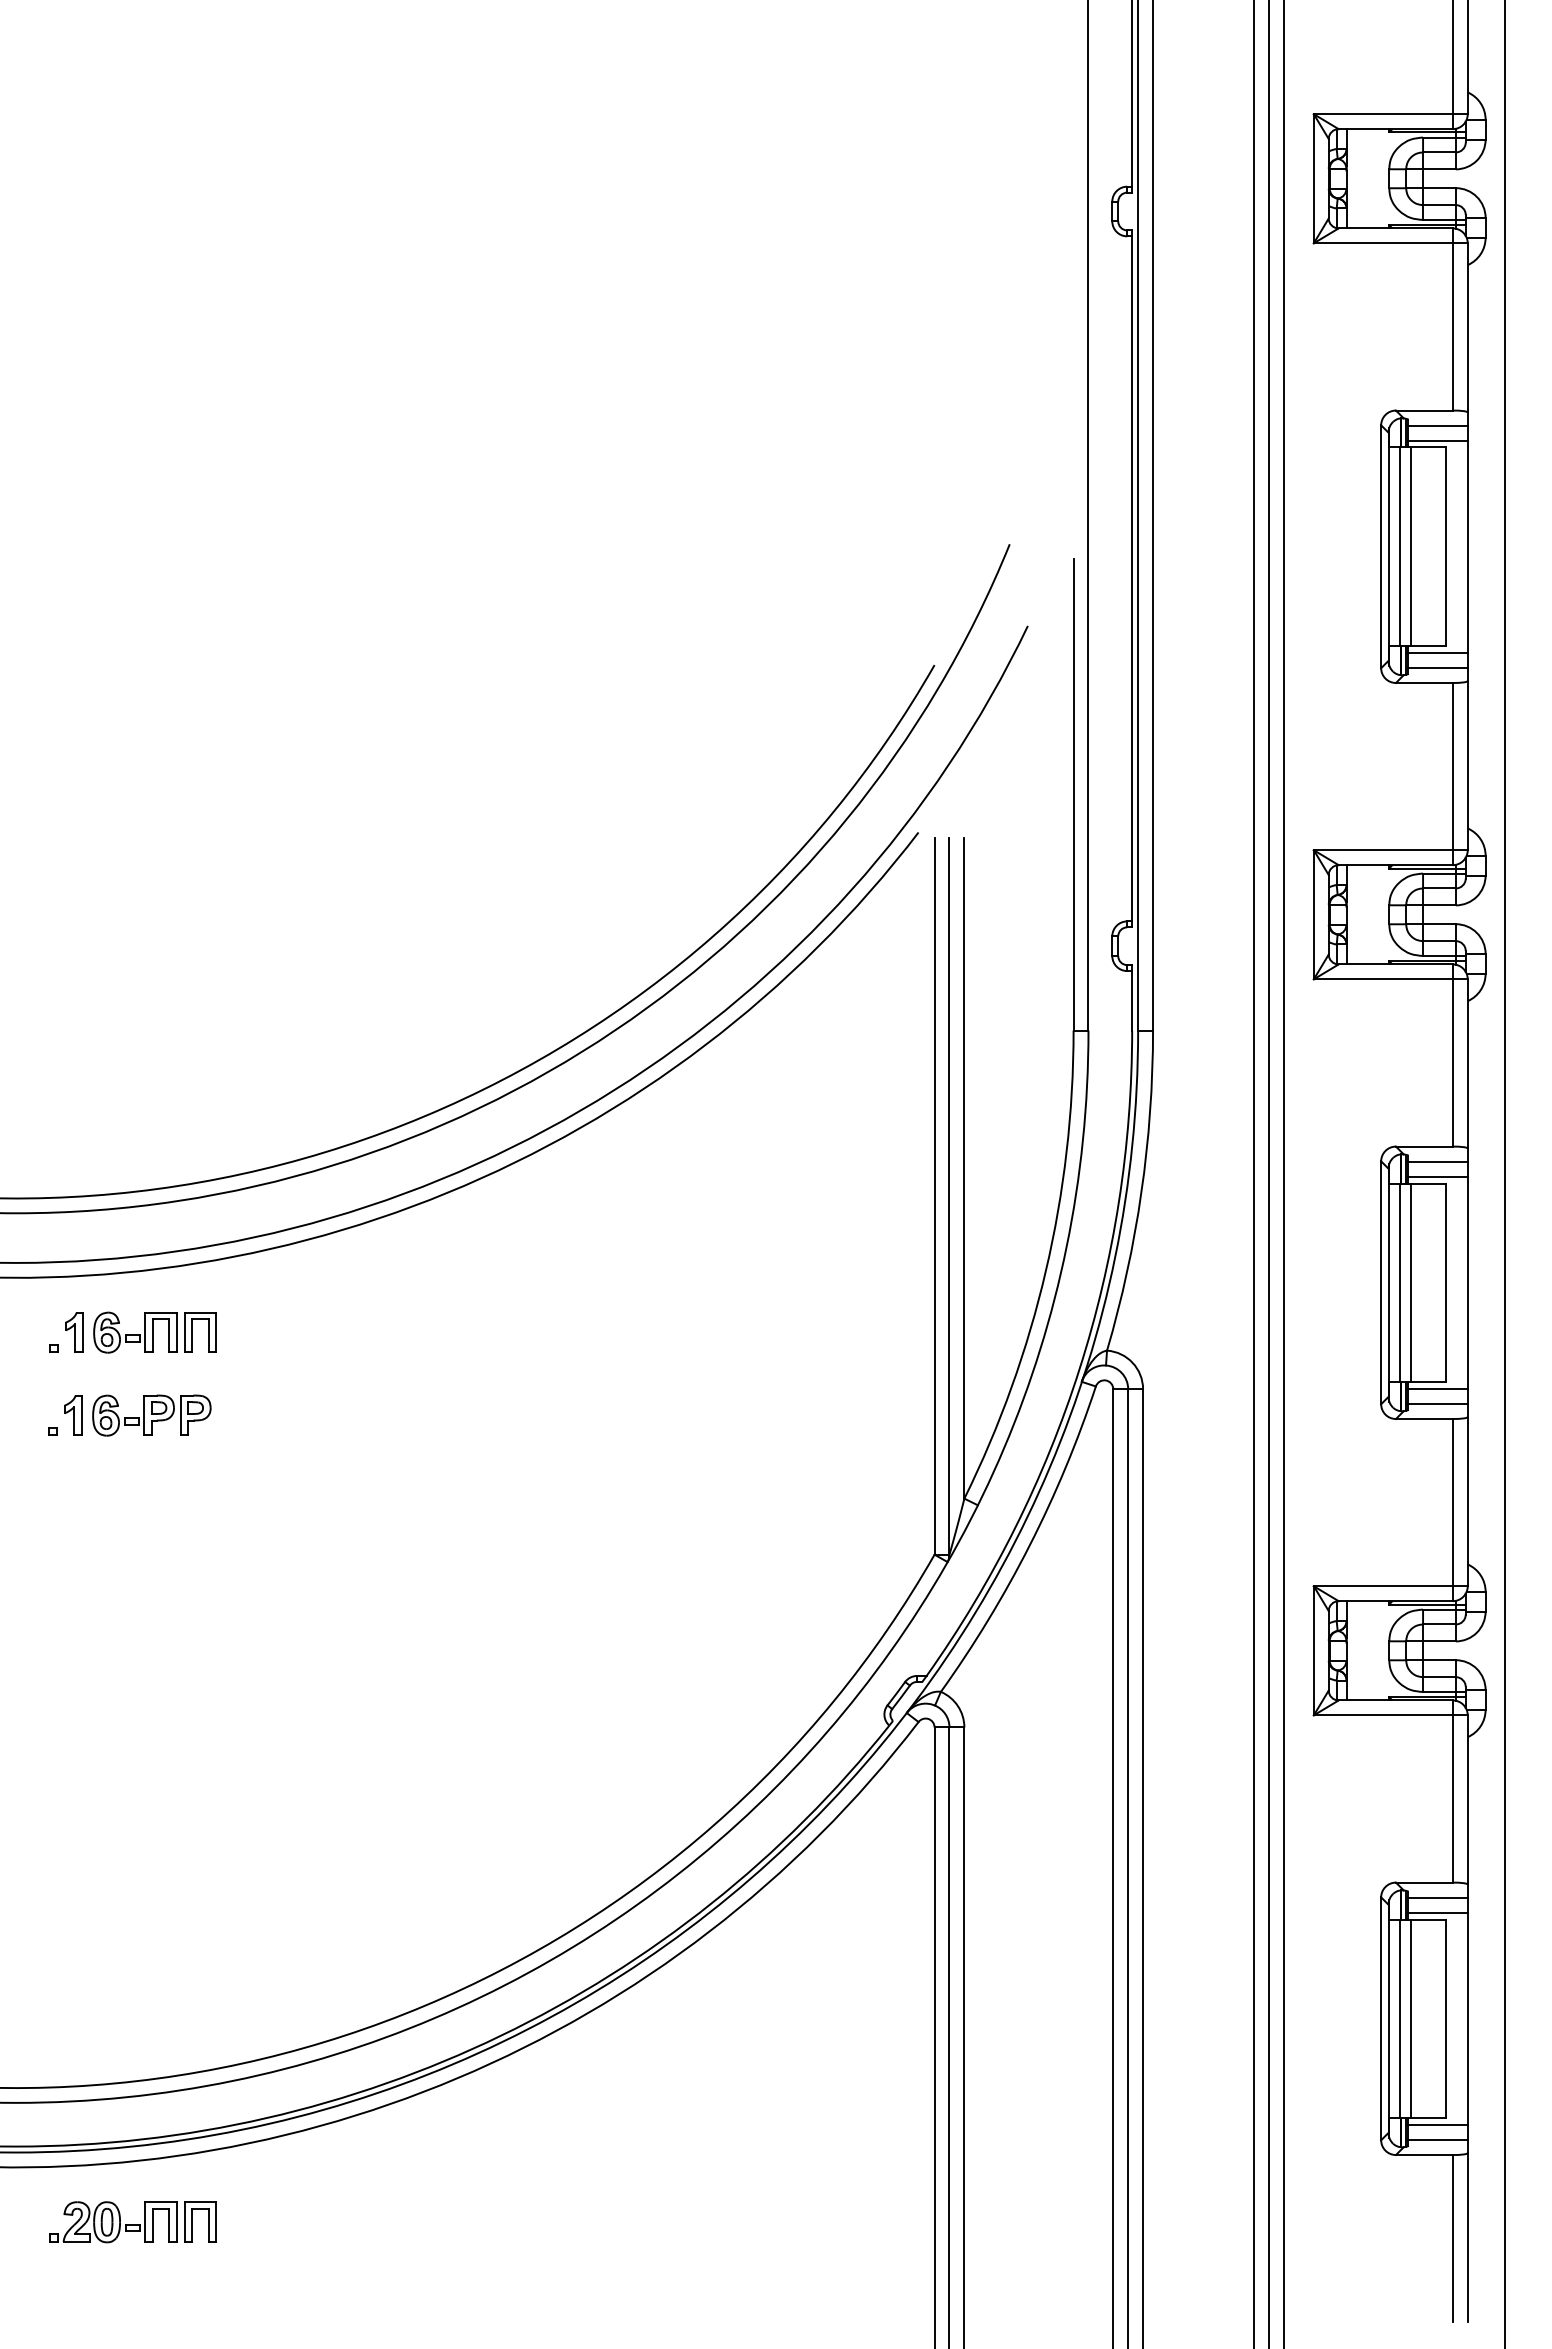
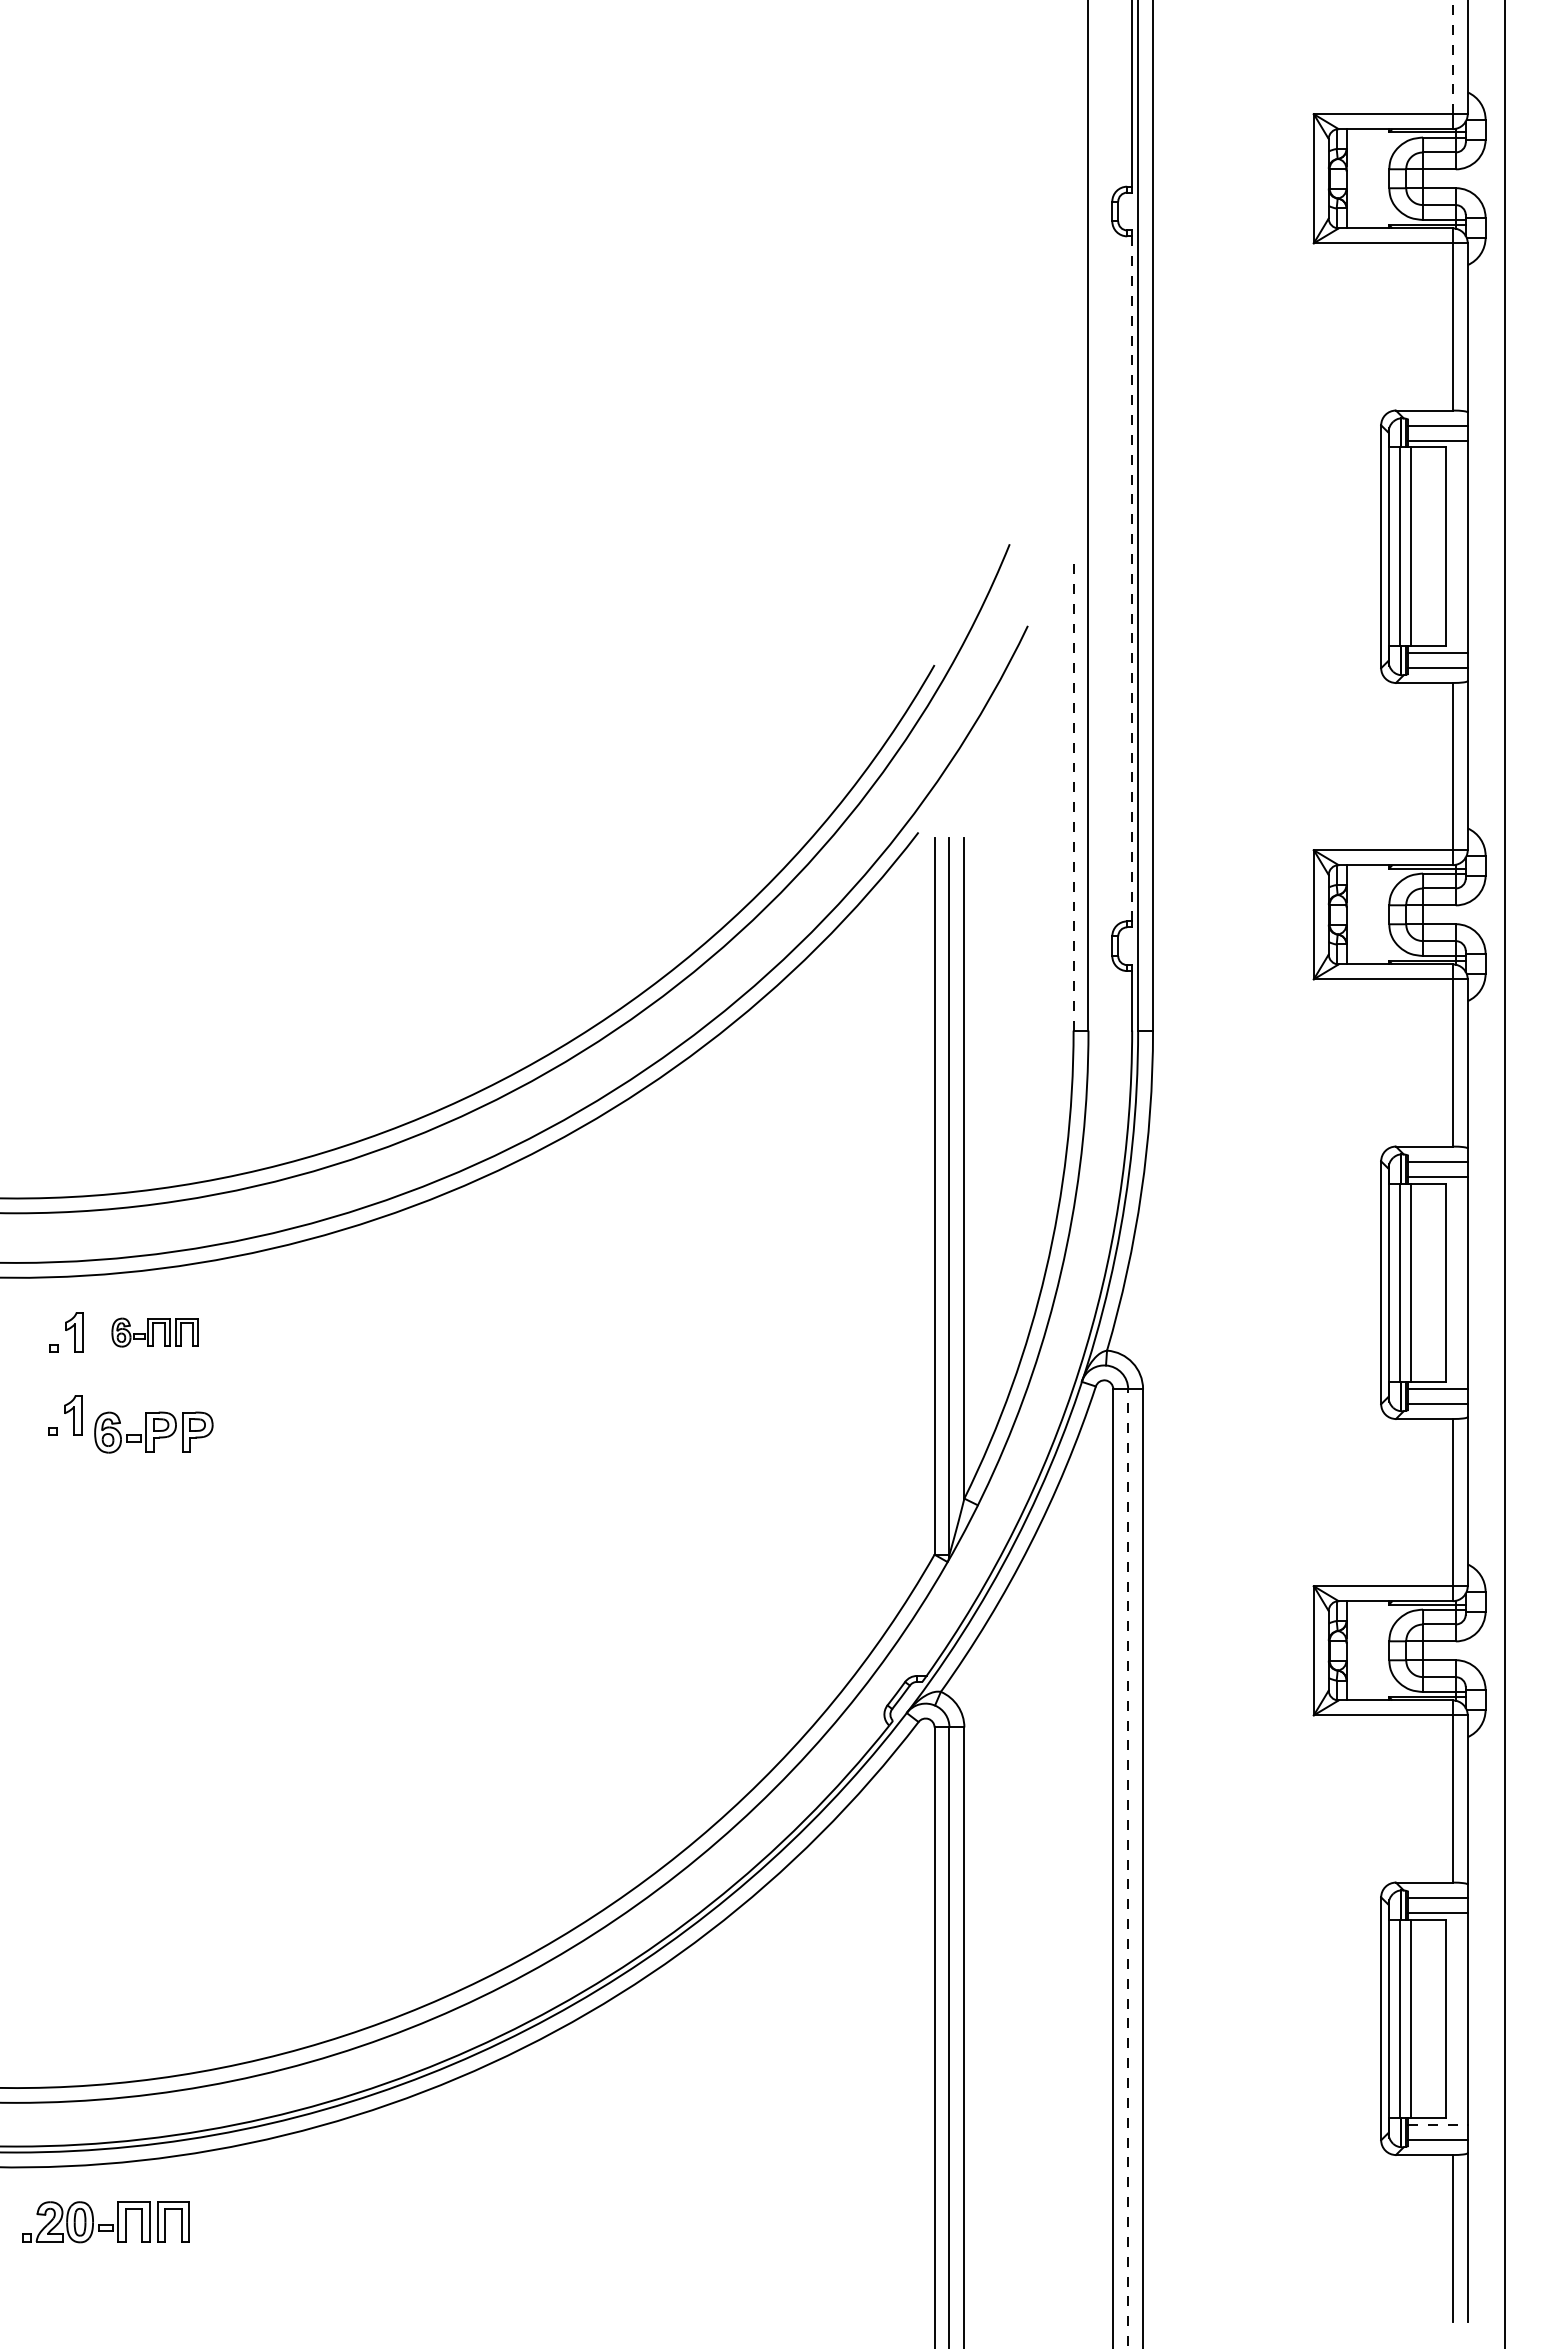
line: solid -> dashed (1452, 57)
line: solid -> dashed (1132, 578)
line: solid -> dashed (1073, 794)
line: present -> none (1254, 1173)
line: present -> none (1269, 1173)
line: present -> none (1284, 1173)
part size: 124x43 px -> 88x31 px (154, 1332)
part position: (151, 1415) -> (153, 1432) (153, 1432)
line: solid -> dashed (1128, 1868)
line: solid -> dashed (1437, 2124)
part position: (132, 2222) -> (105, 2222) (105, 2222)
